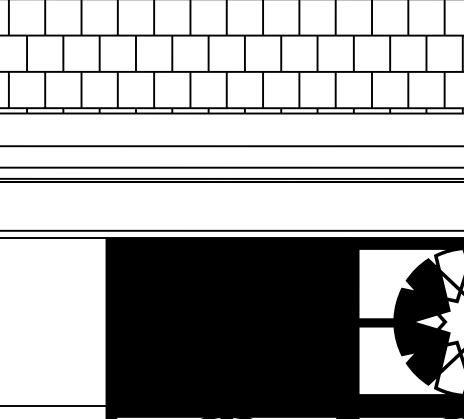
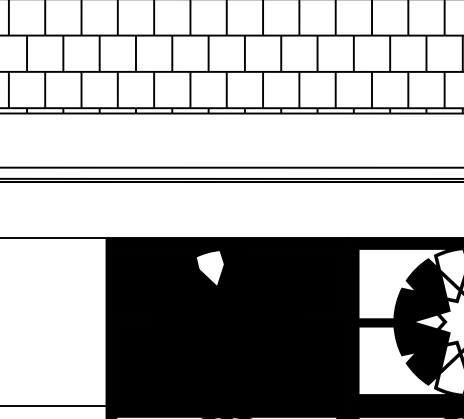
line: present -> none (231, 146)
line: present -> none (231, 230)
fill: present -> none (209, 268)
